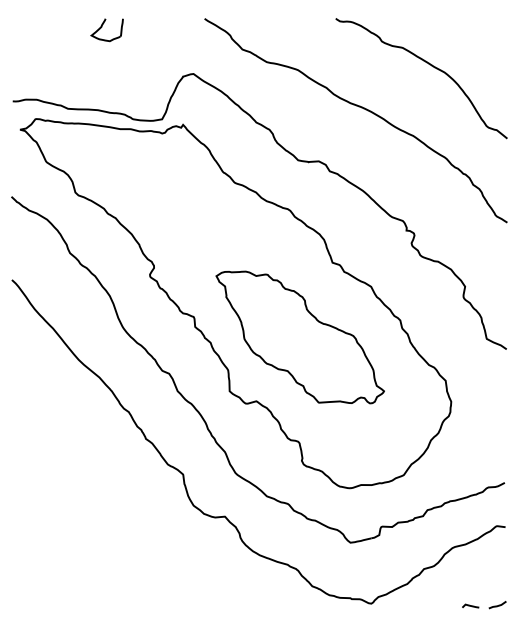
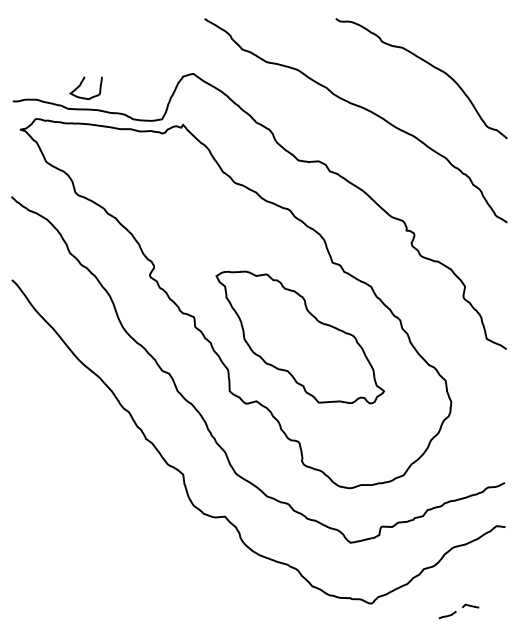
part position: (106, 30) -> (85, 88) (85, 88)
line position: (497, 605) -> (447, 615) (447, 615)
